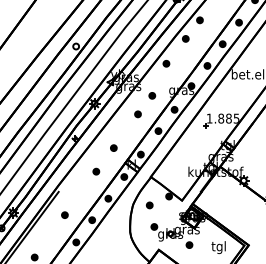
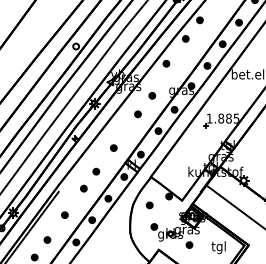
part: none -> present (83, 188)
line: none -> present (234, 206)
part: none -> present (47, 239)
